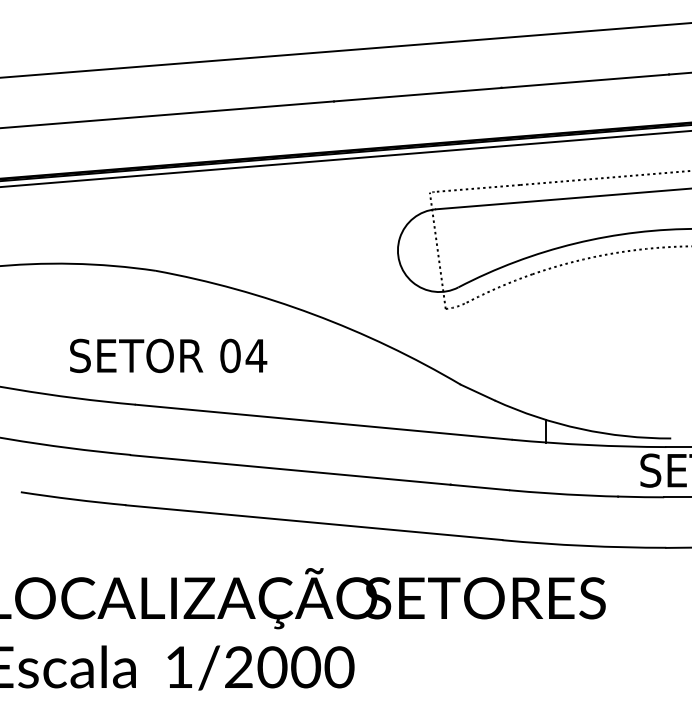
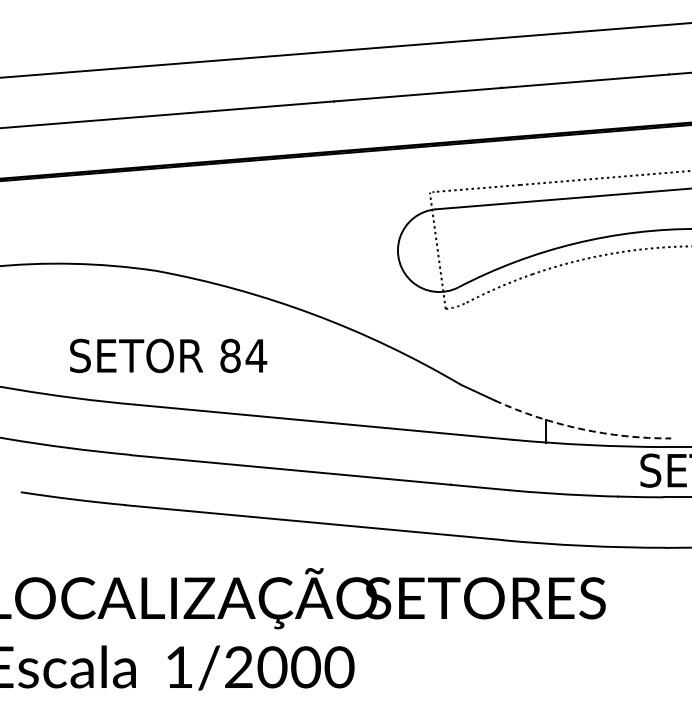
line: present -> none (345, 158)
text: 04 -> 84 (230, 355)
arc: solid -> dashed (580, 429)
